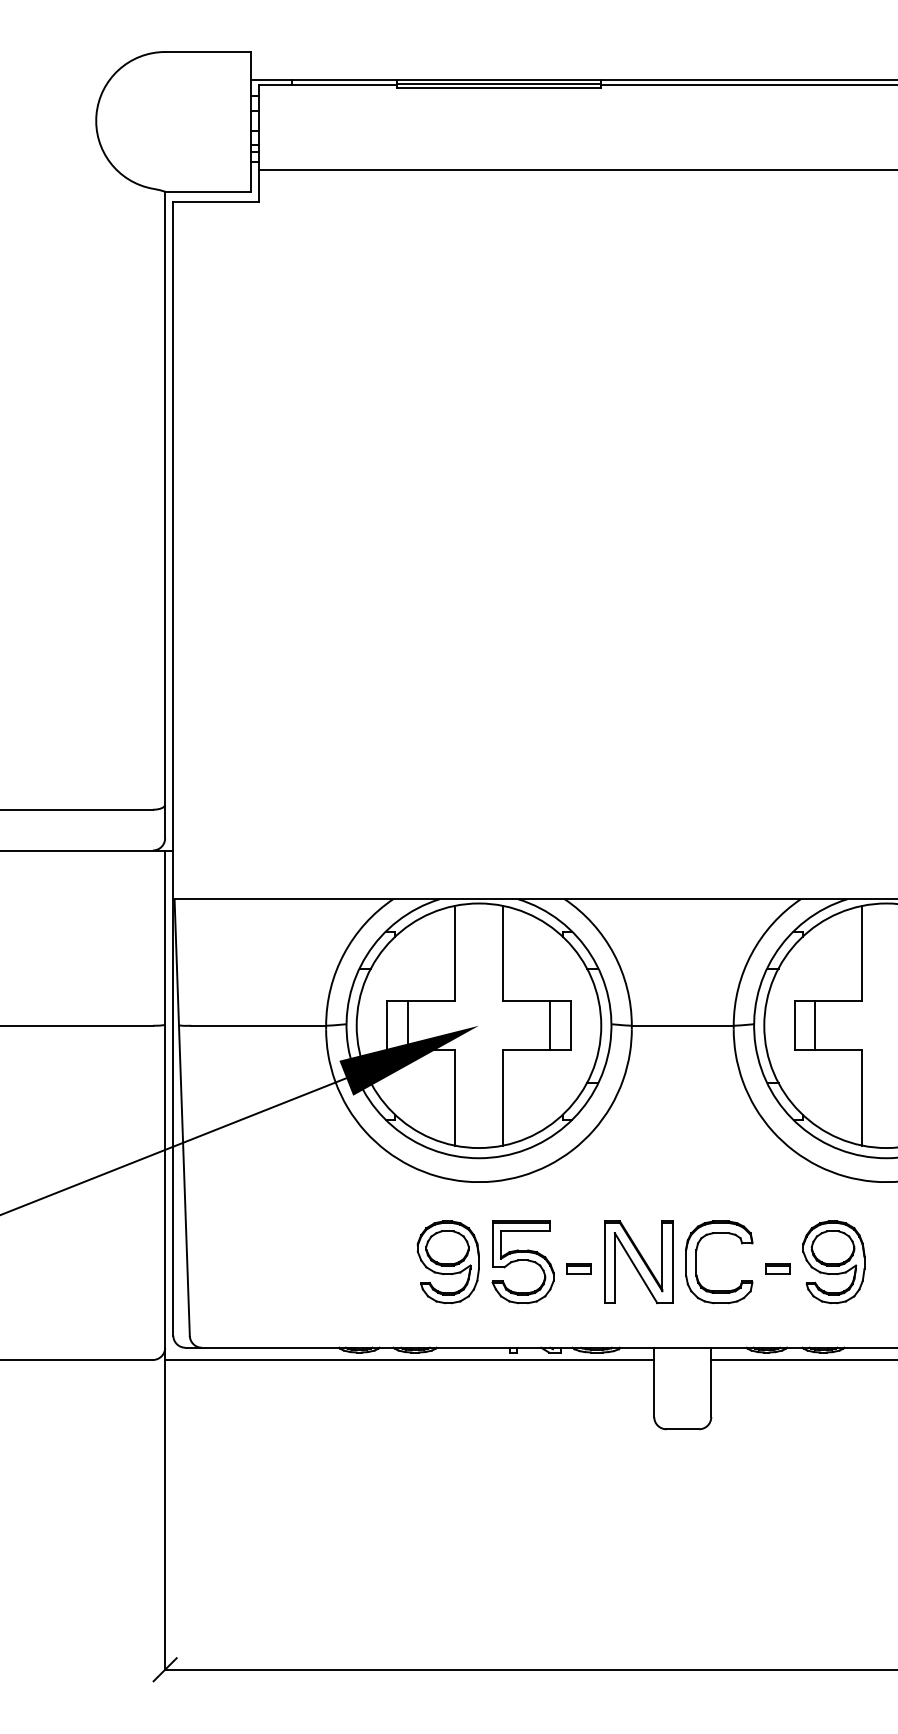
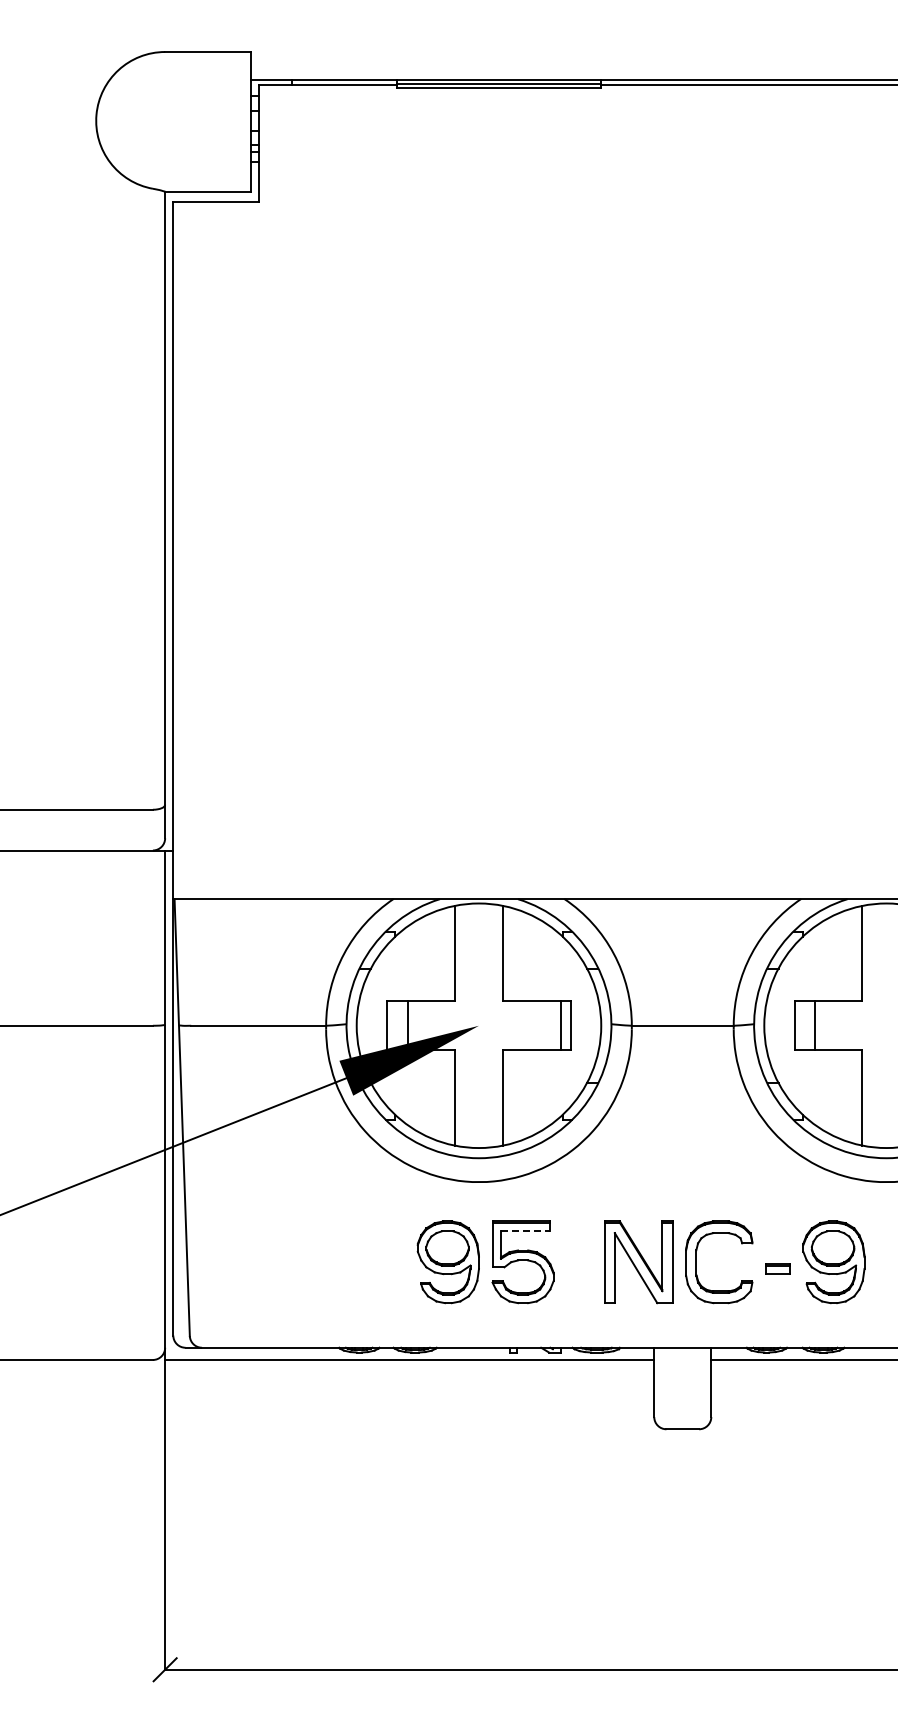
line: present -> none (576, 169)
line position: (550, 1025) -> (561, 1025) (561, 1025)
line: solid -> dashed (525, 1231)
part: present -> none (578, 1268)
